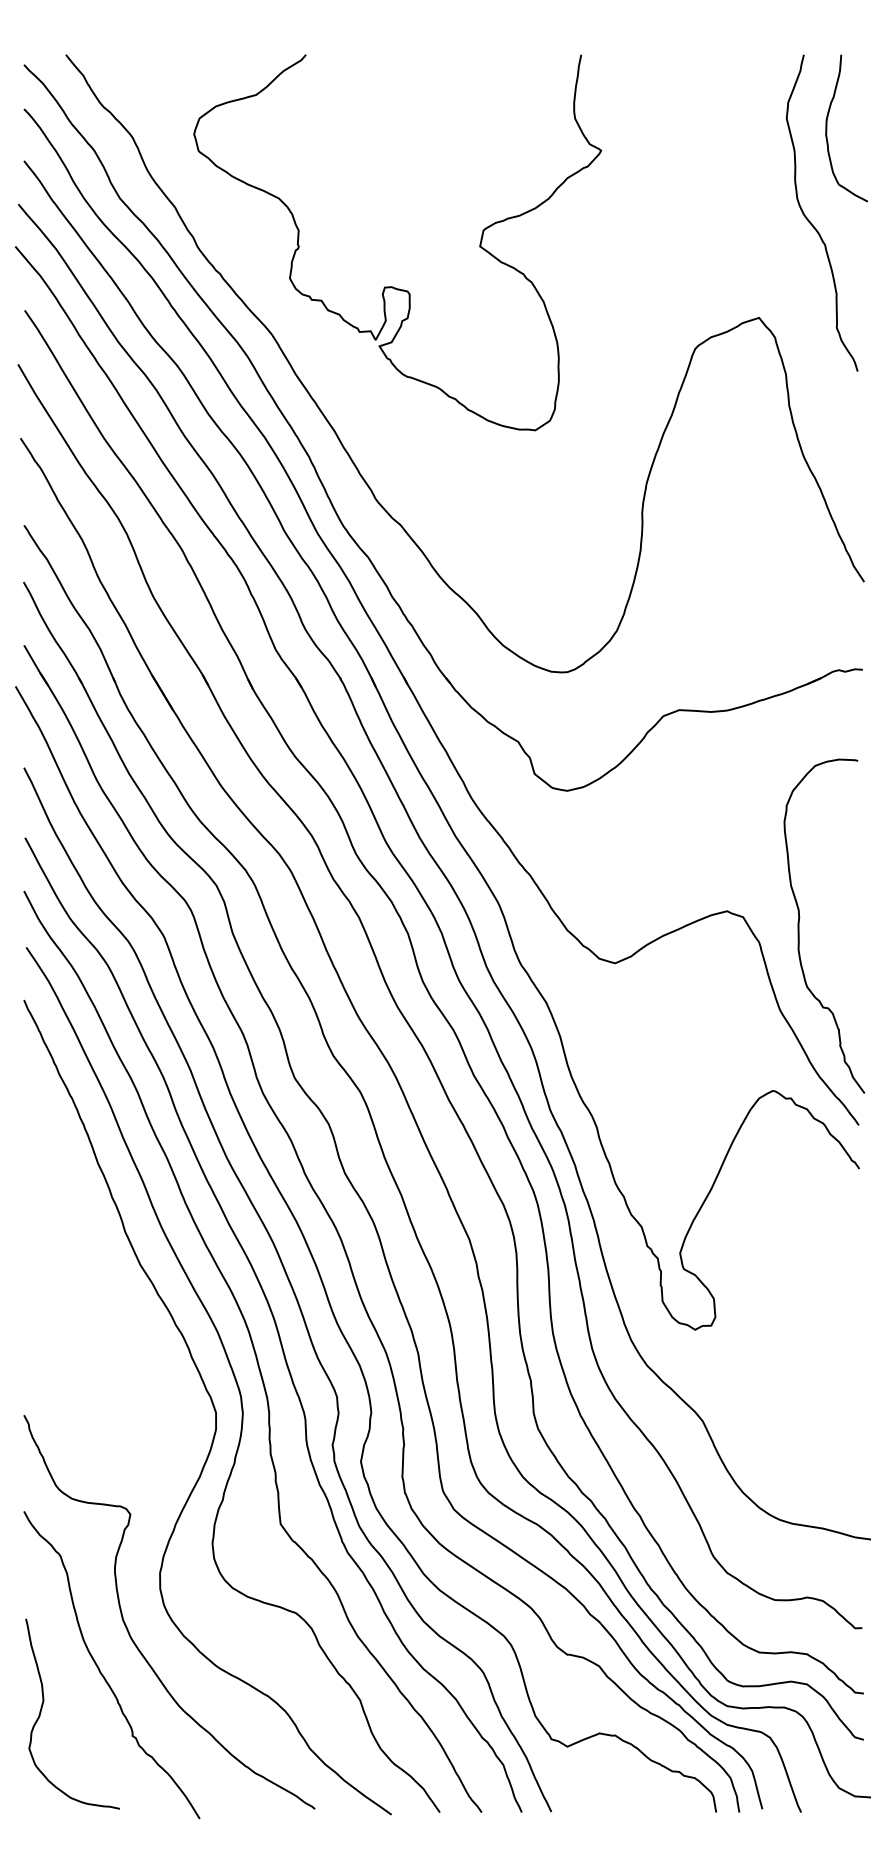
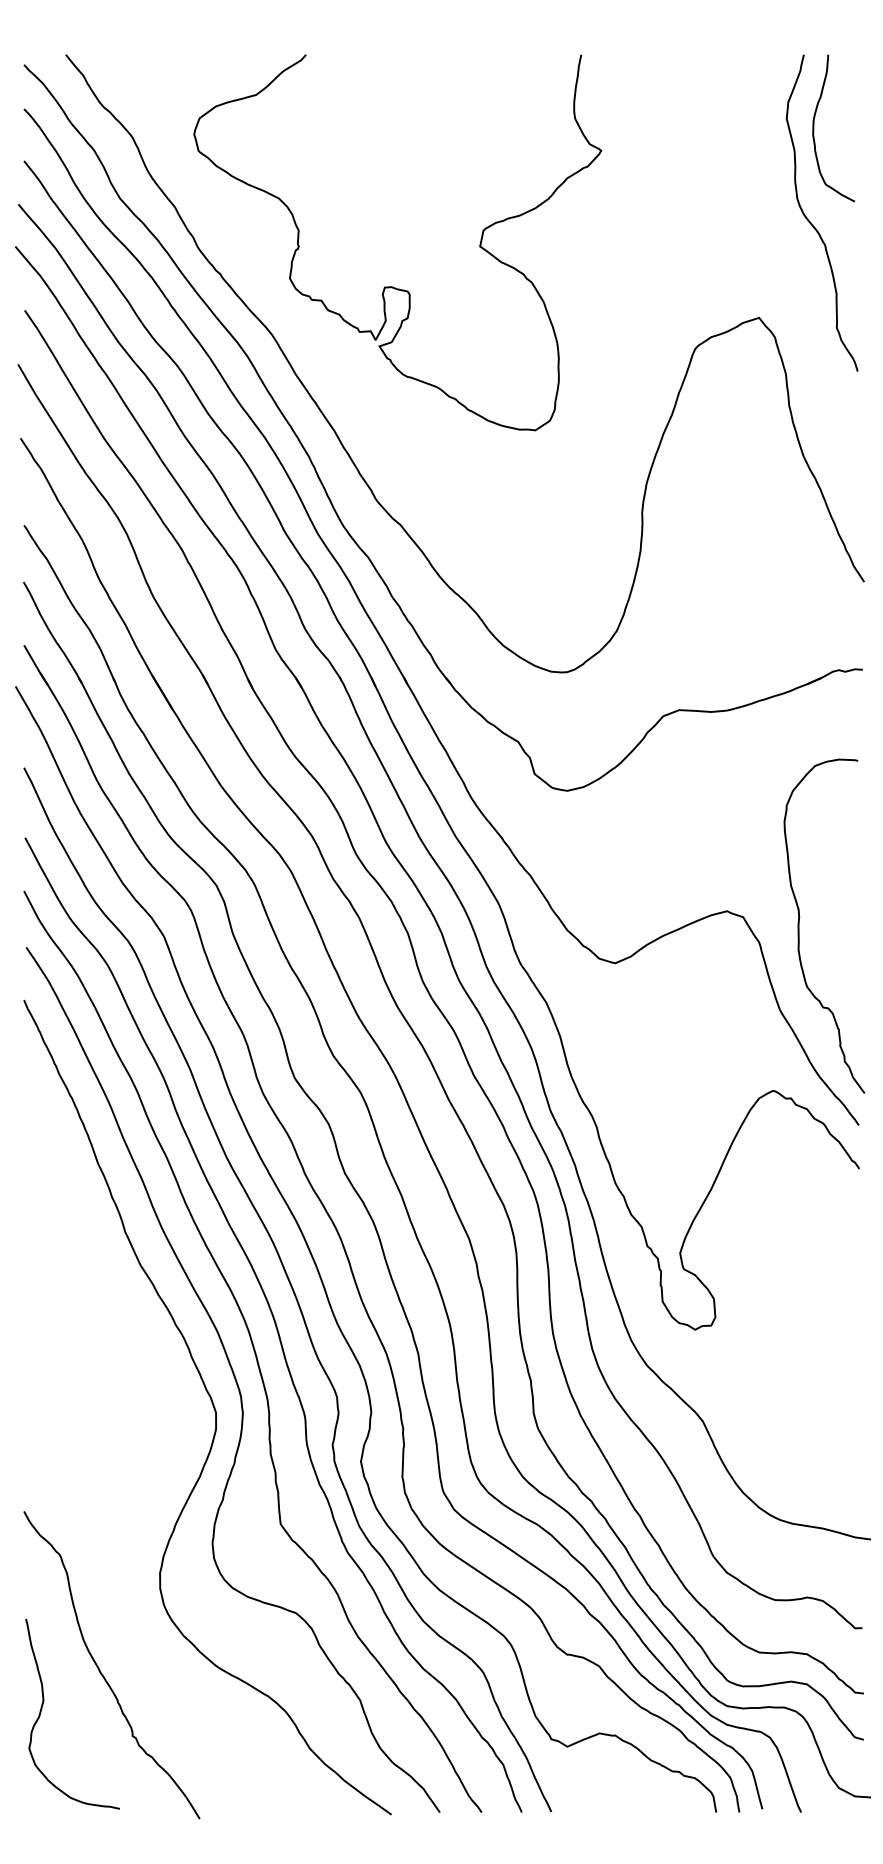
curve position: (827, 128) -> (814, 128) (814, 128)
curve: present -> none (127, 1626)
